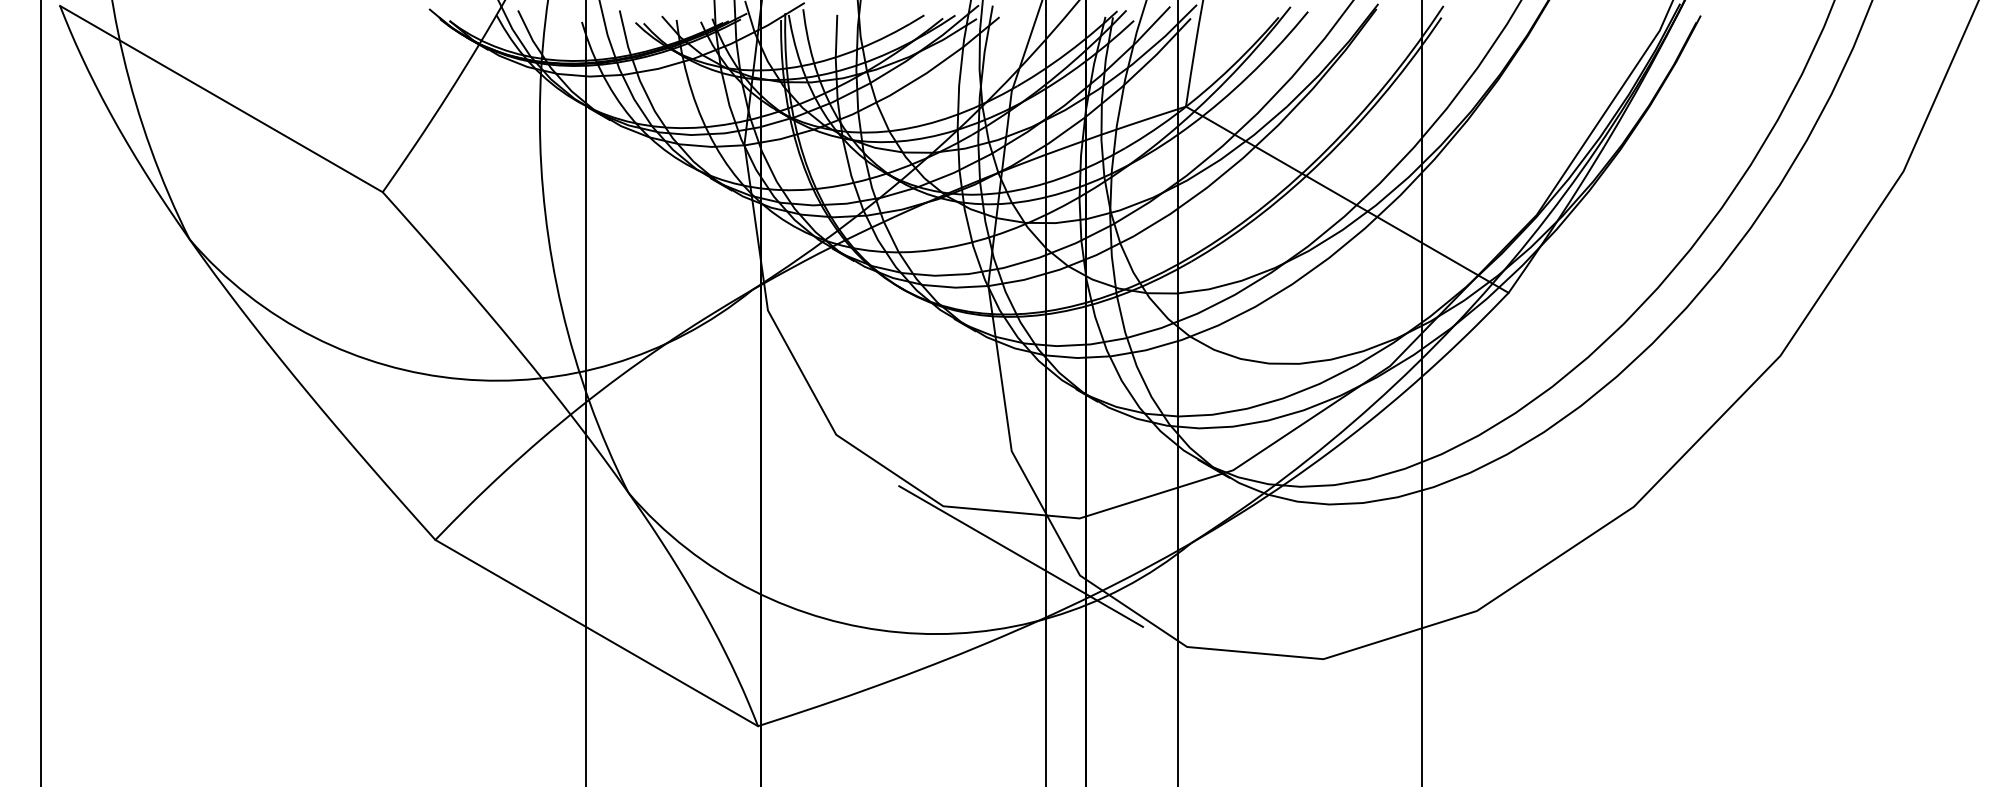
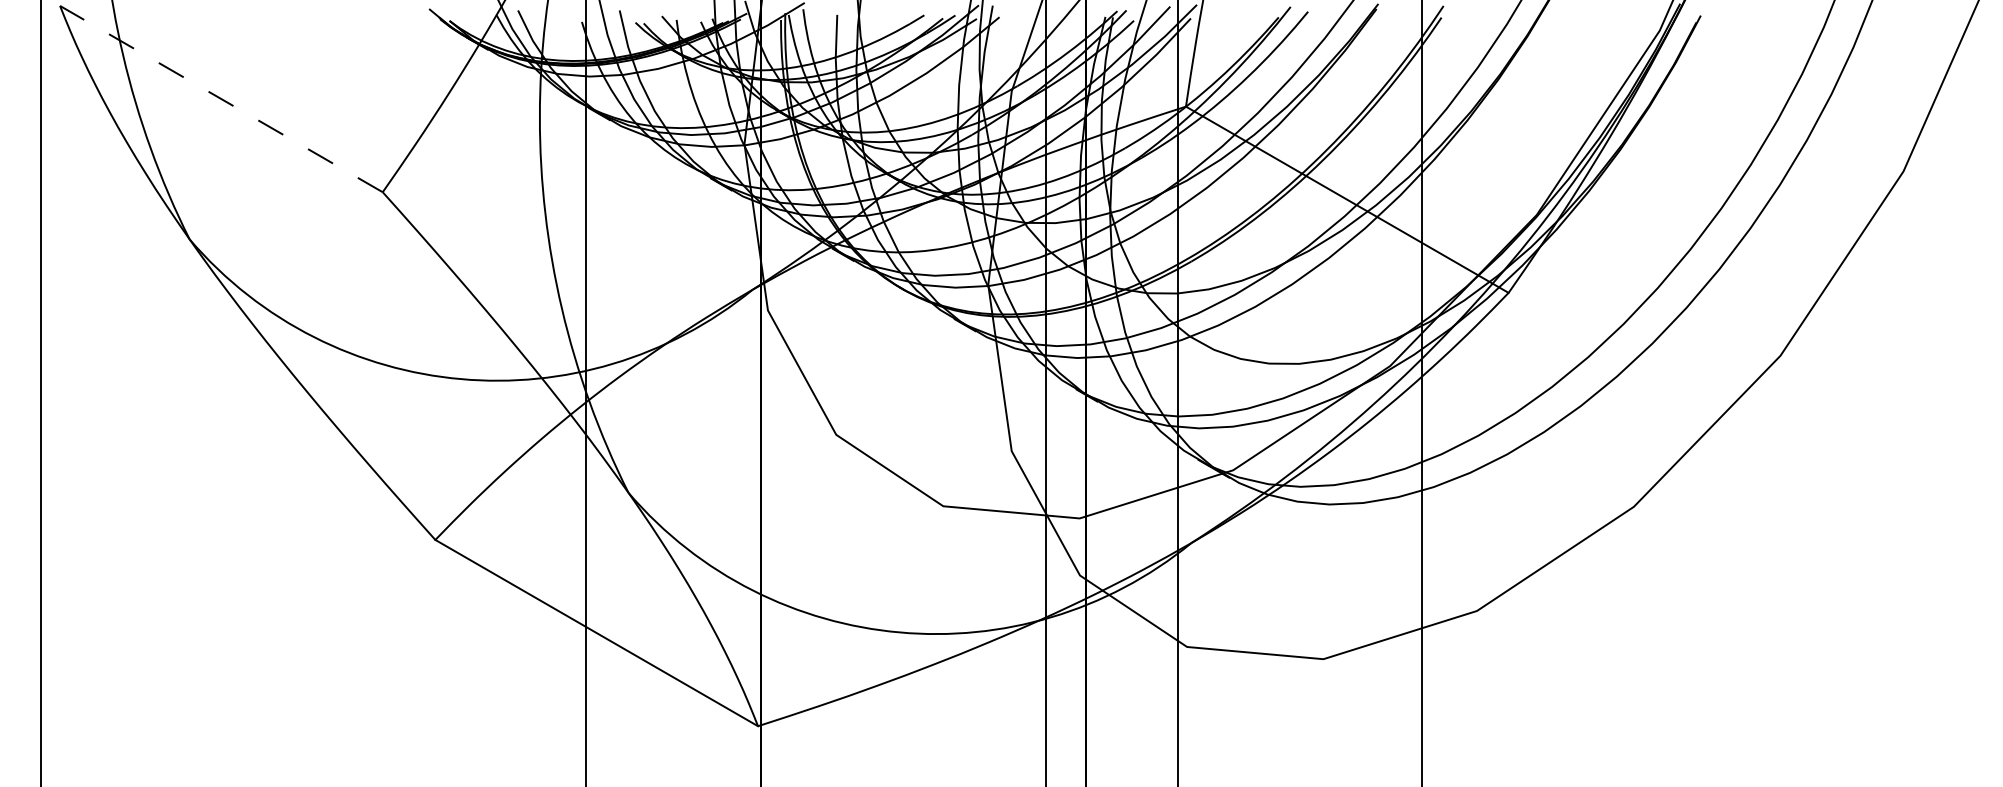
line: solid -> dashed (220, 98)
line: present -> none (1020, 556)
